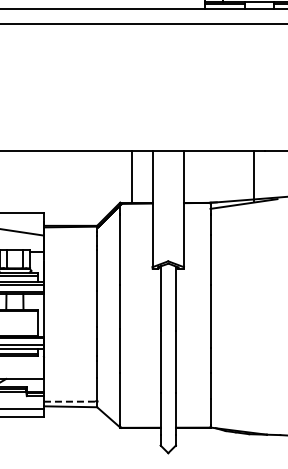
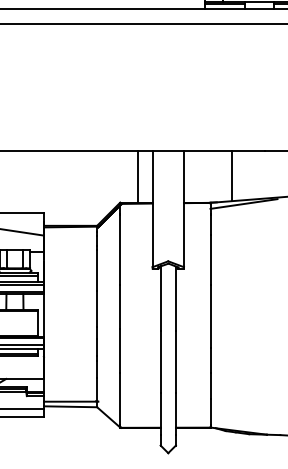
line position: (132, 176) -> (138, 176) (138, 176)
line position: (254, 176) -> (232, 176) (232, 176)
line: dashed -> solid (71, 401)
